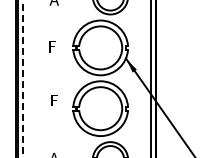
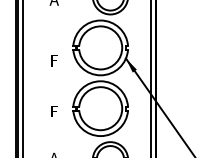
text position: (52, 46) -> (54, 60) (54, 60)
line: dashed -> solid (23, 78)
text position: (54, 100) -> (54, 111) (54, 111)
